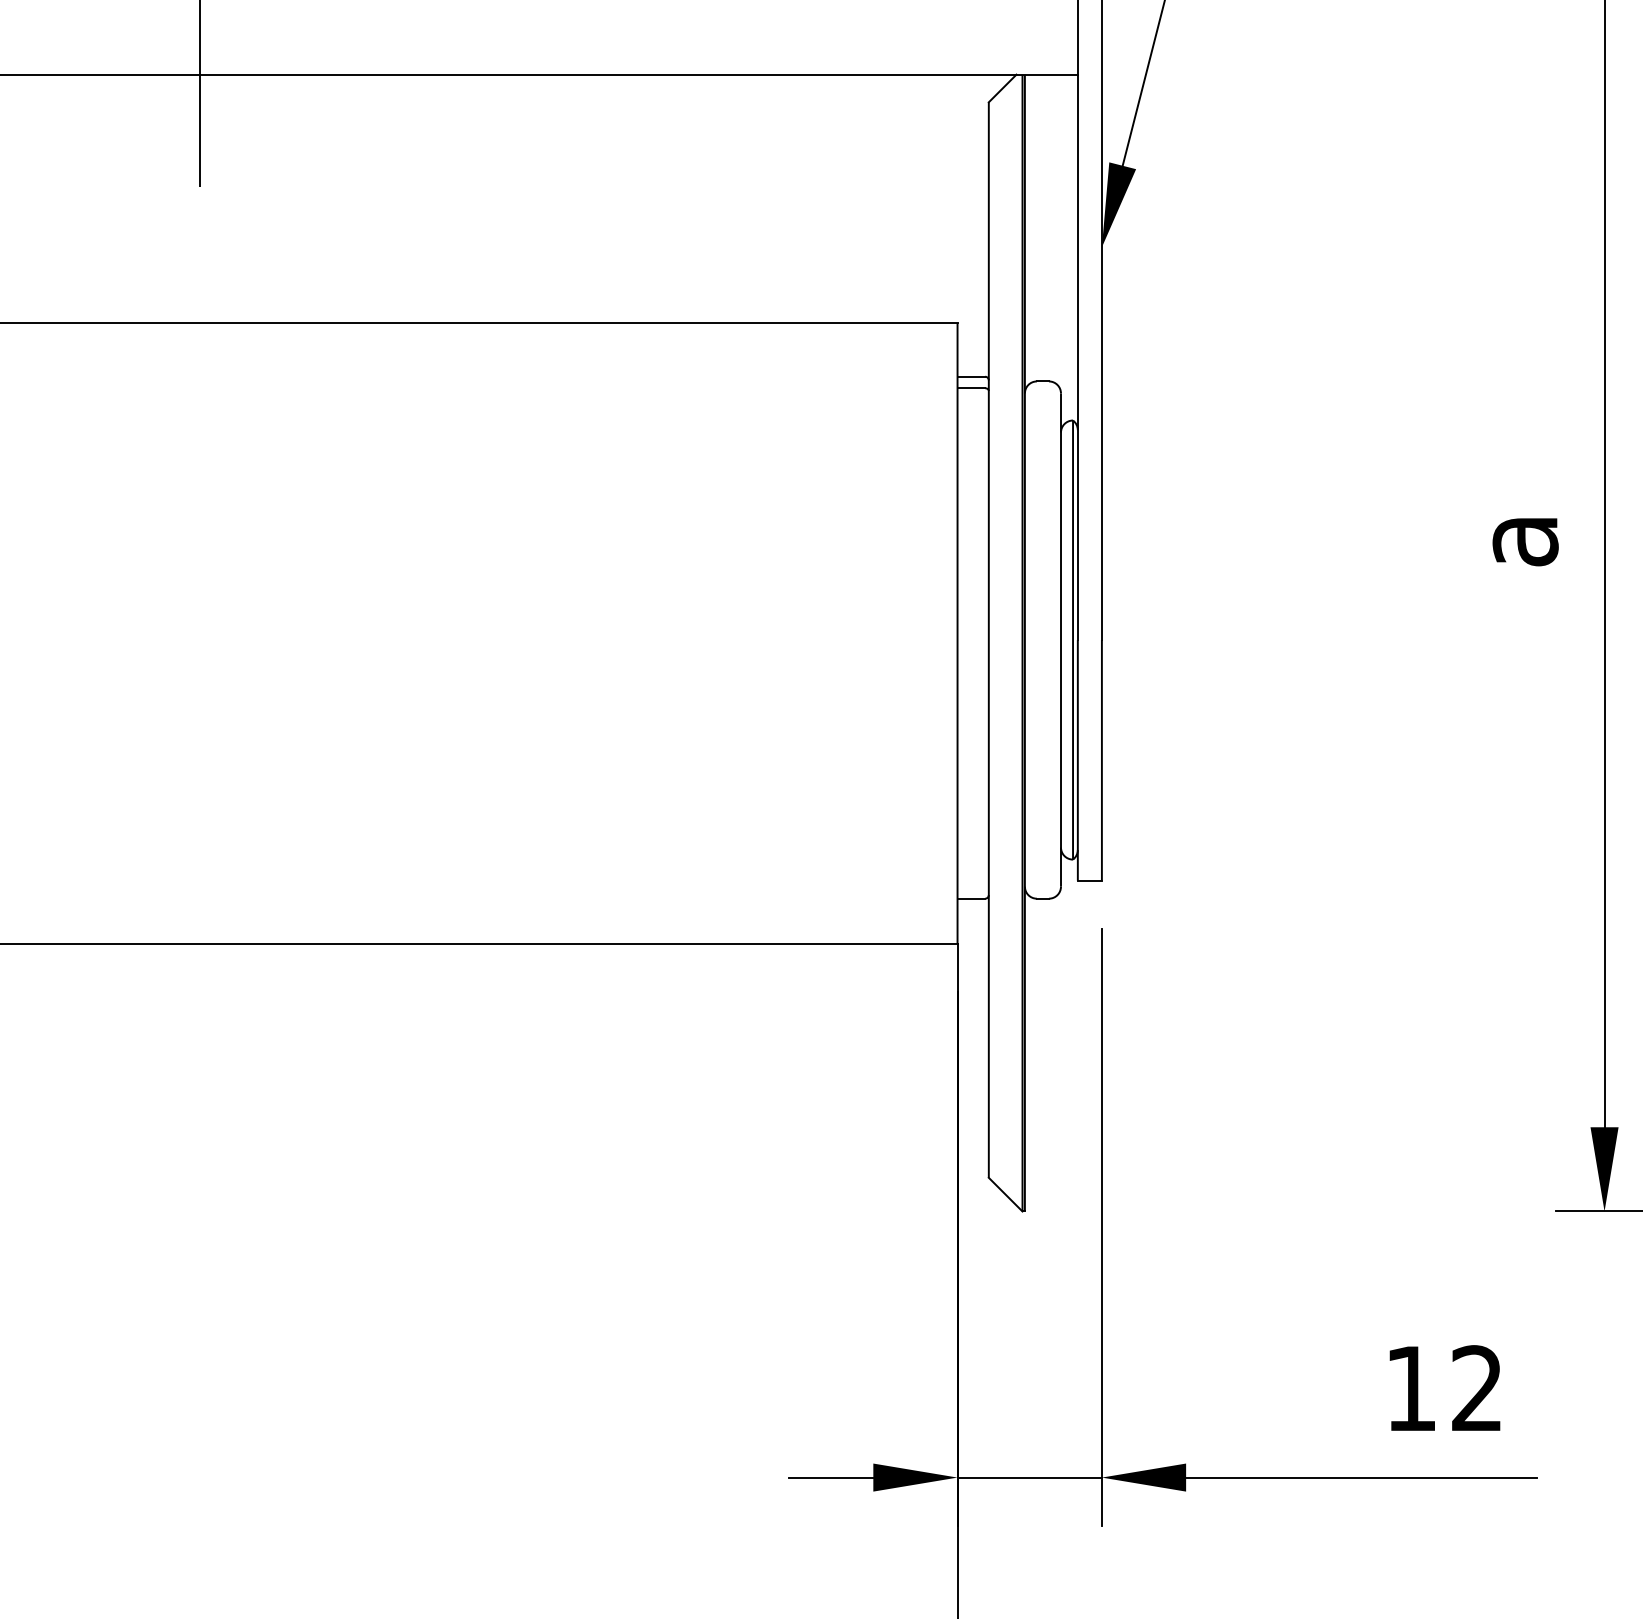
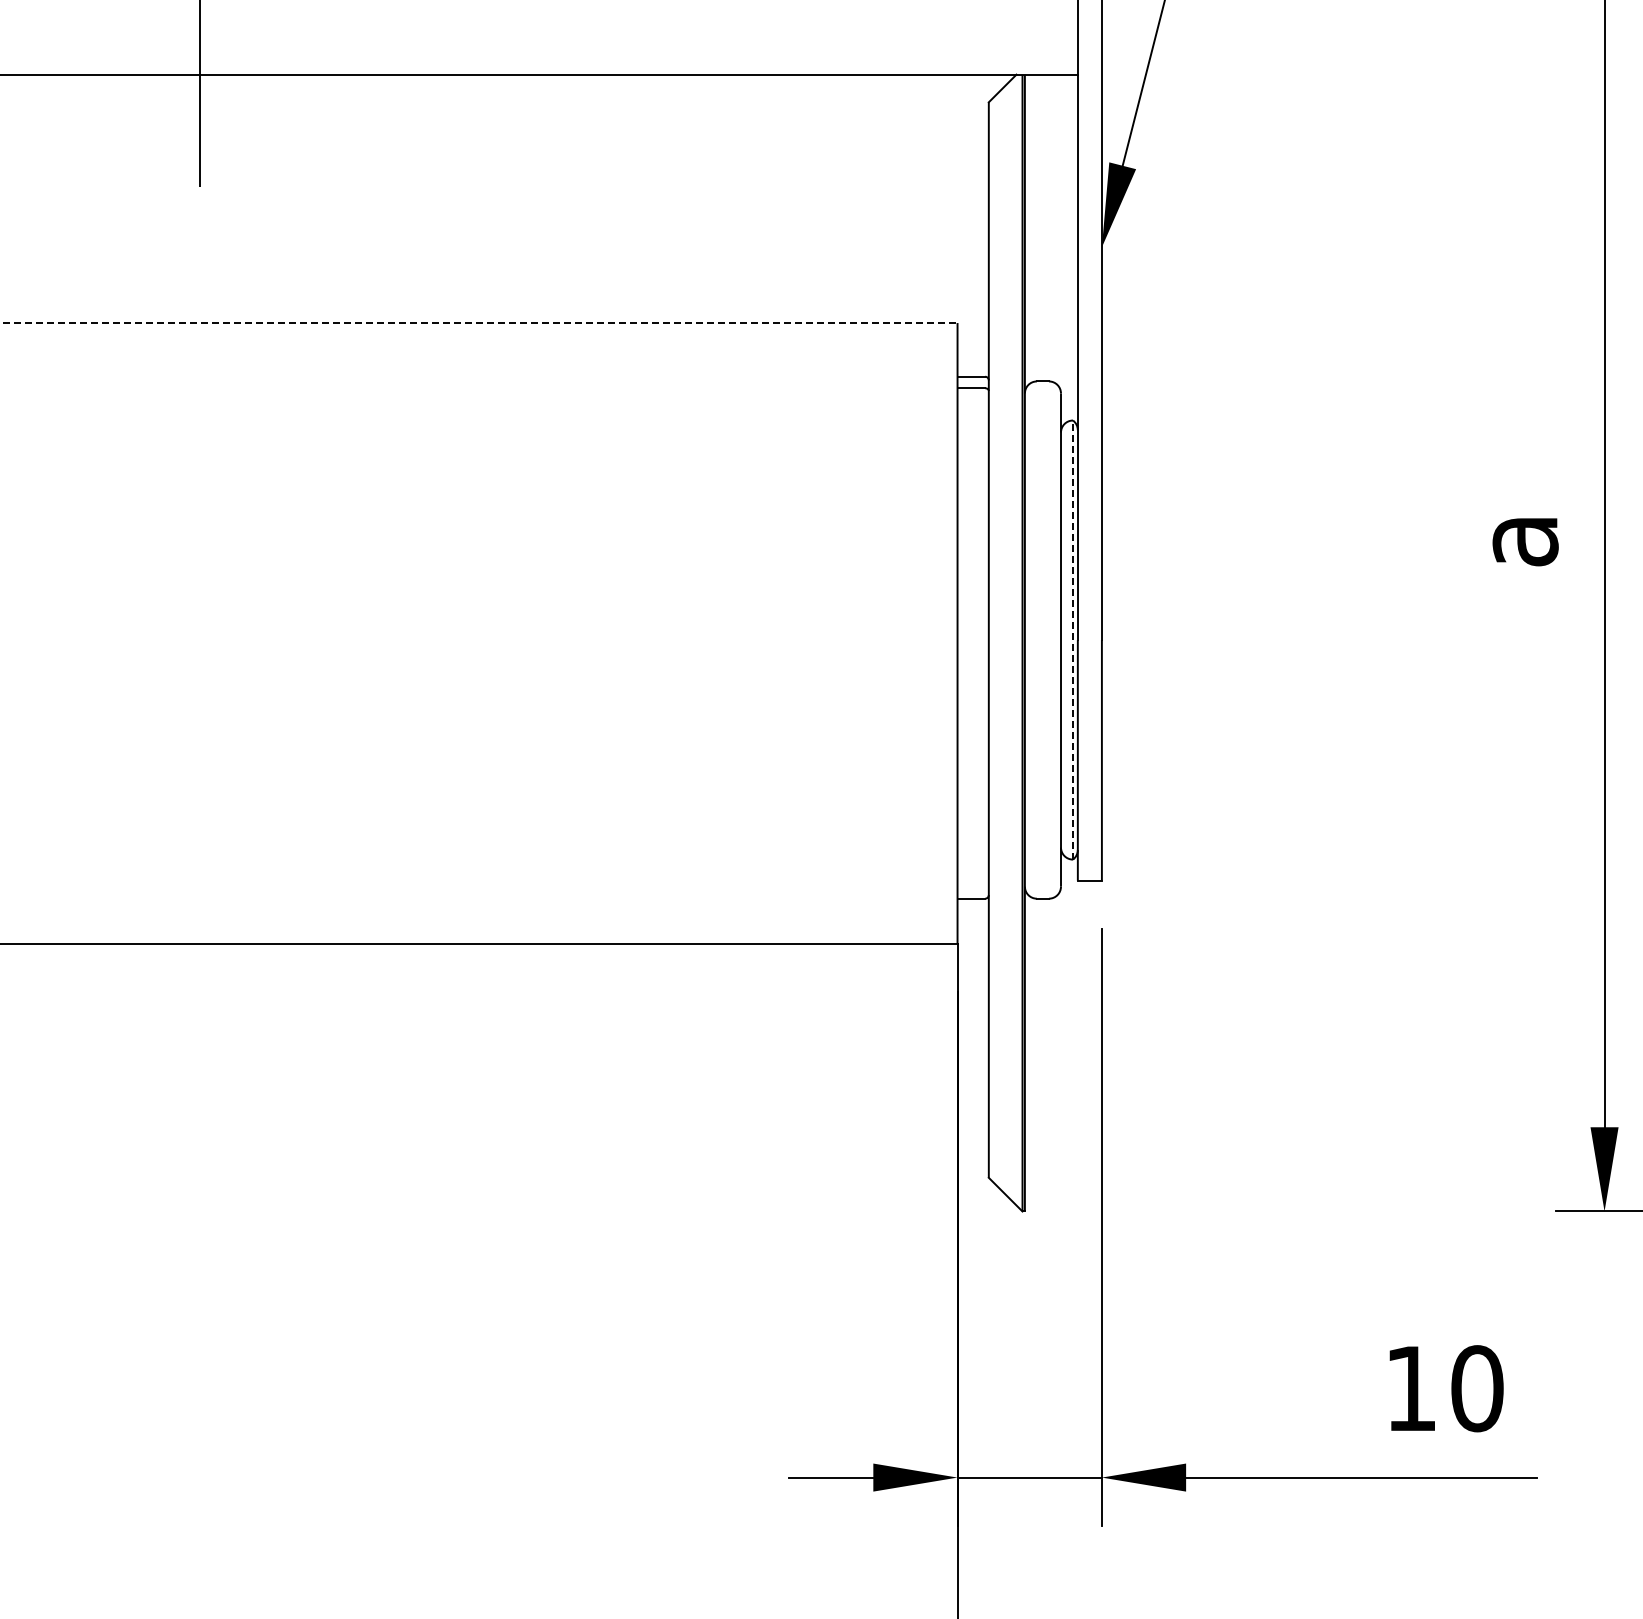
line: solid -> dashed (479, 323)
arc: solid -> dashed (1073, 640)
text: 12 -> 10 (1477, 1388)
